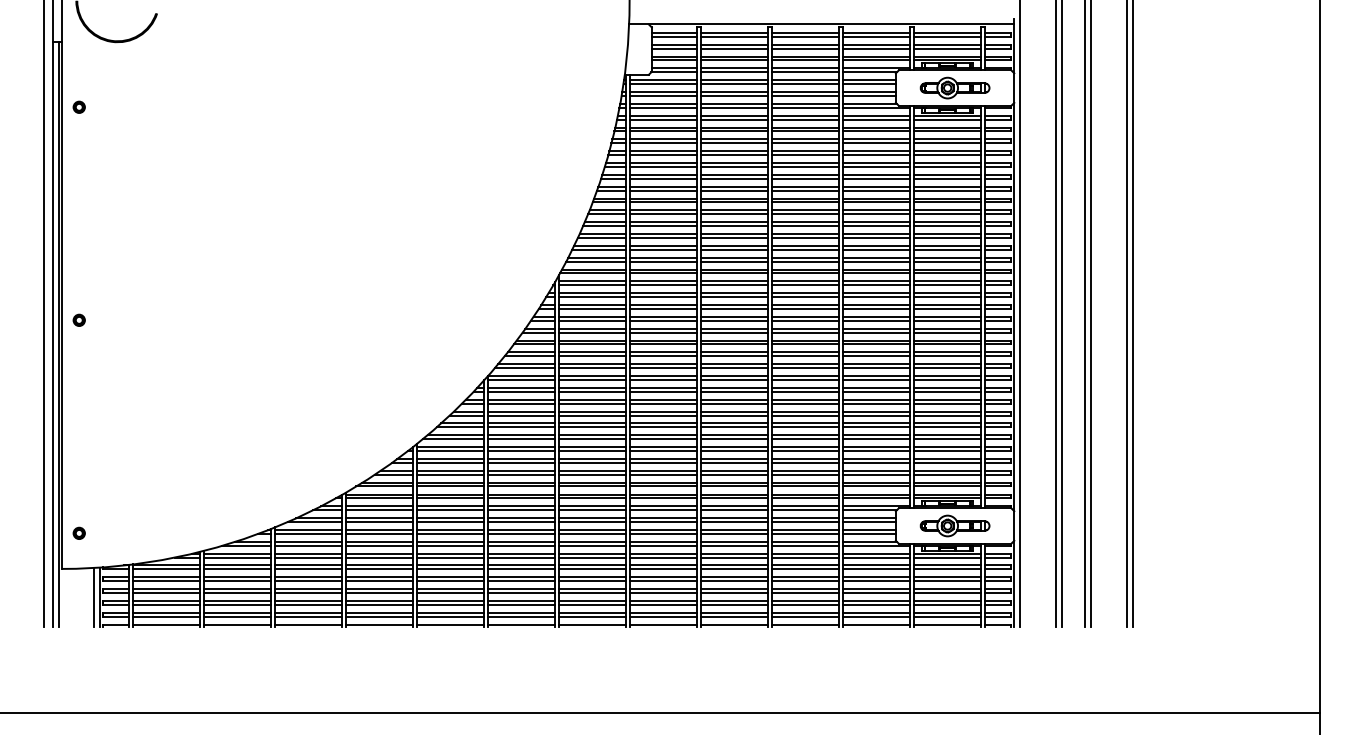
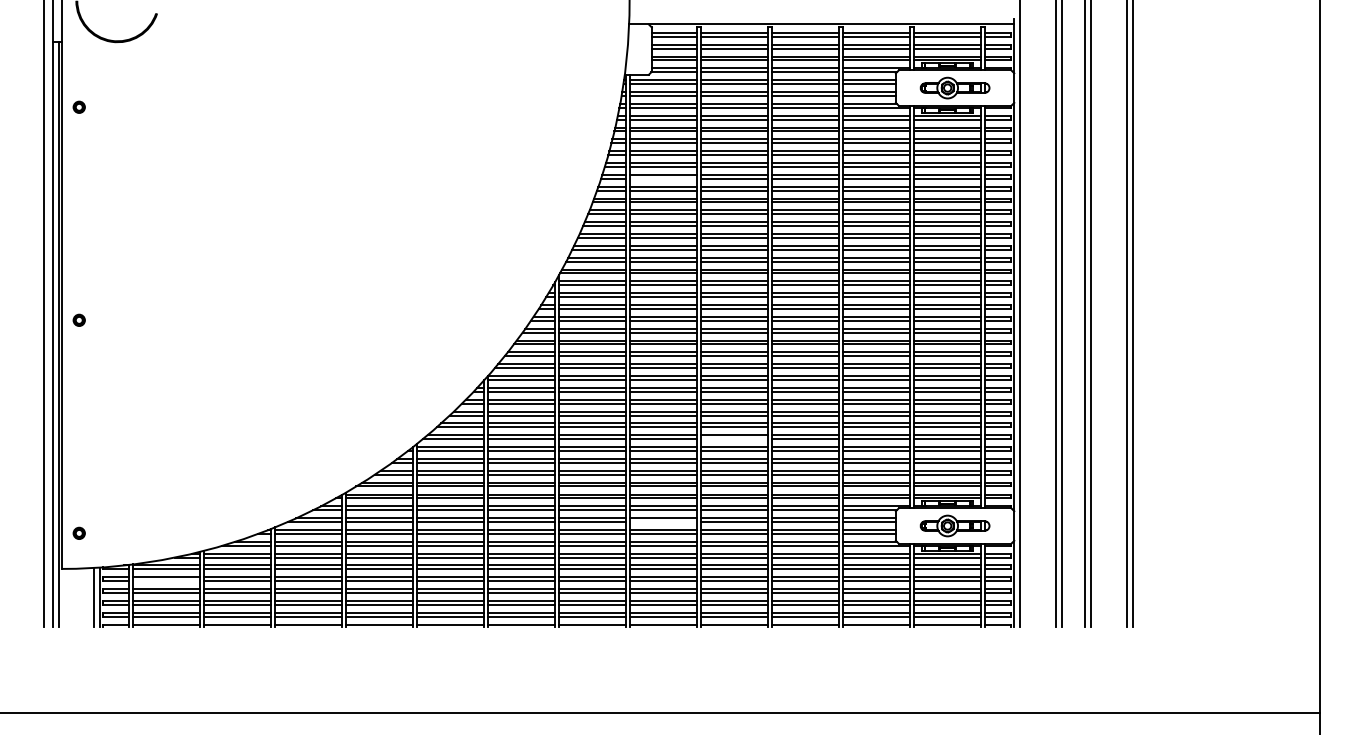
line: present -> none (663, 178)
line: present -> none (734, 439)
line: present -> none (663, 522)
line: present -> none (166, 581)
